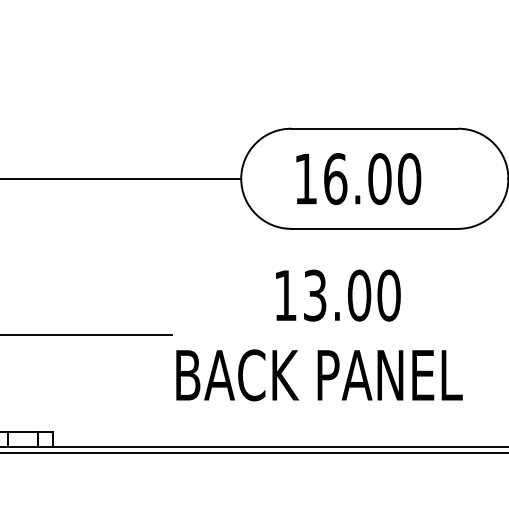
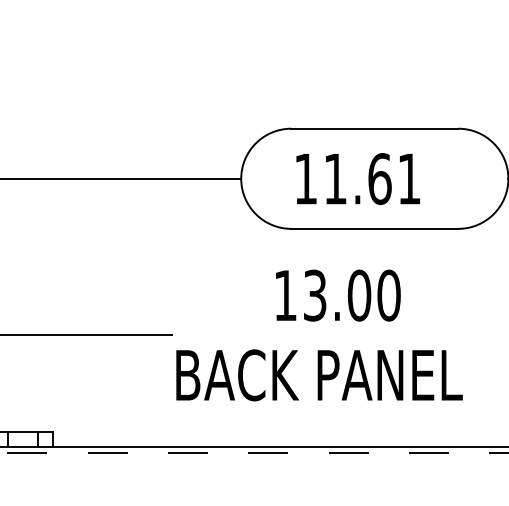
text: 16.00 -> 11.61 (372, 179)
line: solid -> dashed (254, 453)
